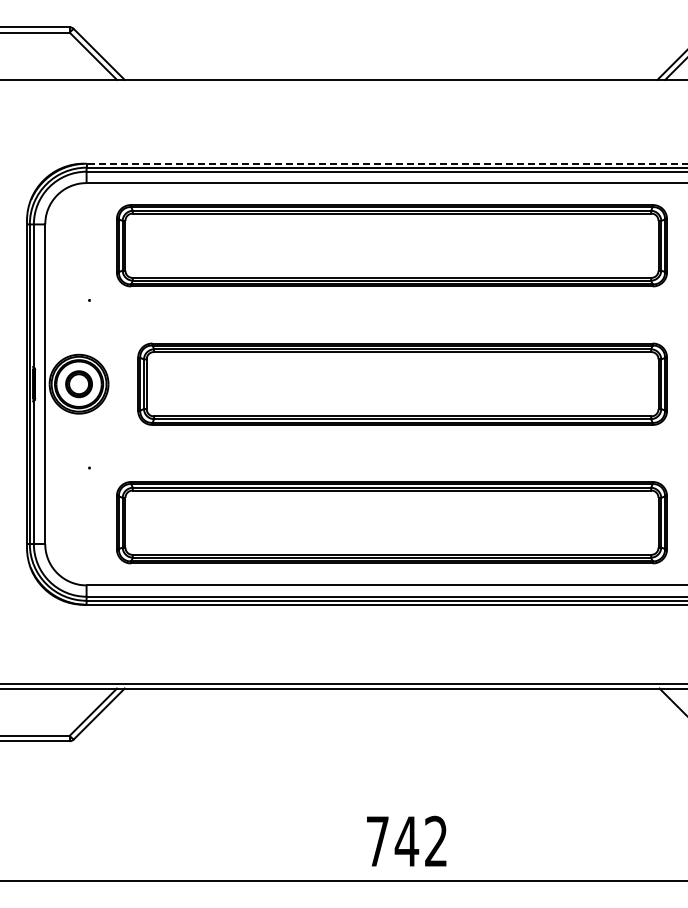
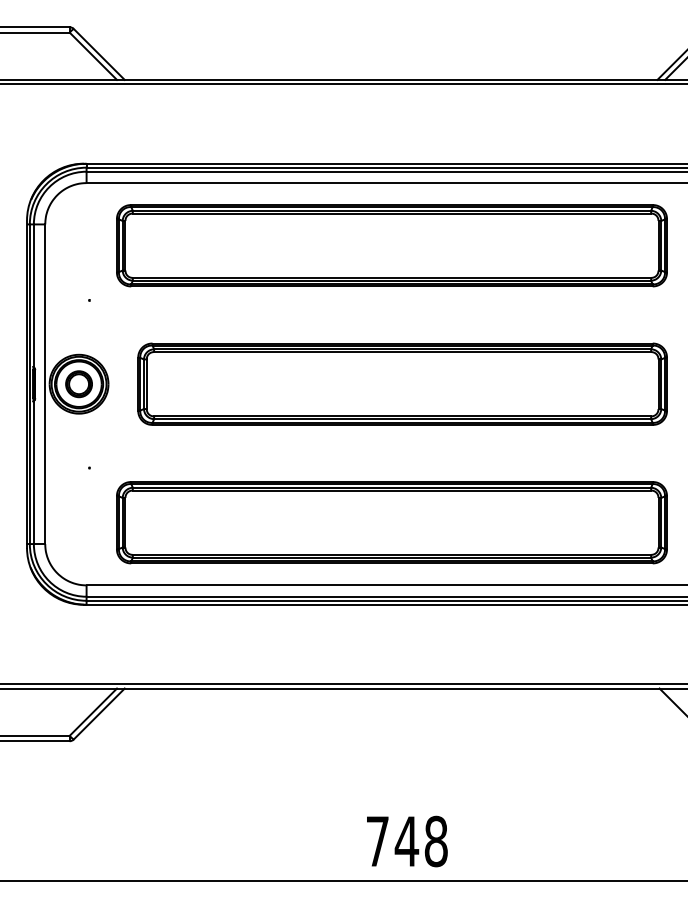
line: none -> present (343, 84)
line: dashed -> solid (385, 163)
text: 742 -> 748 (435, 841)
